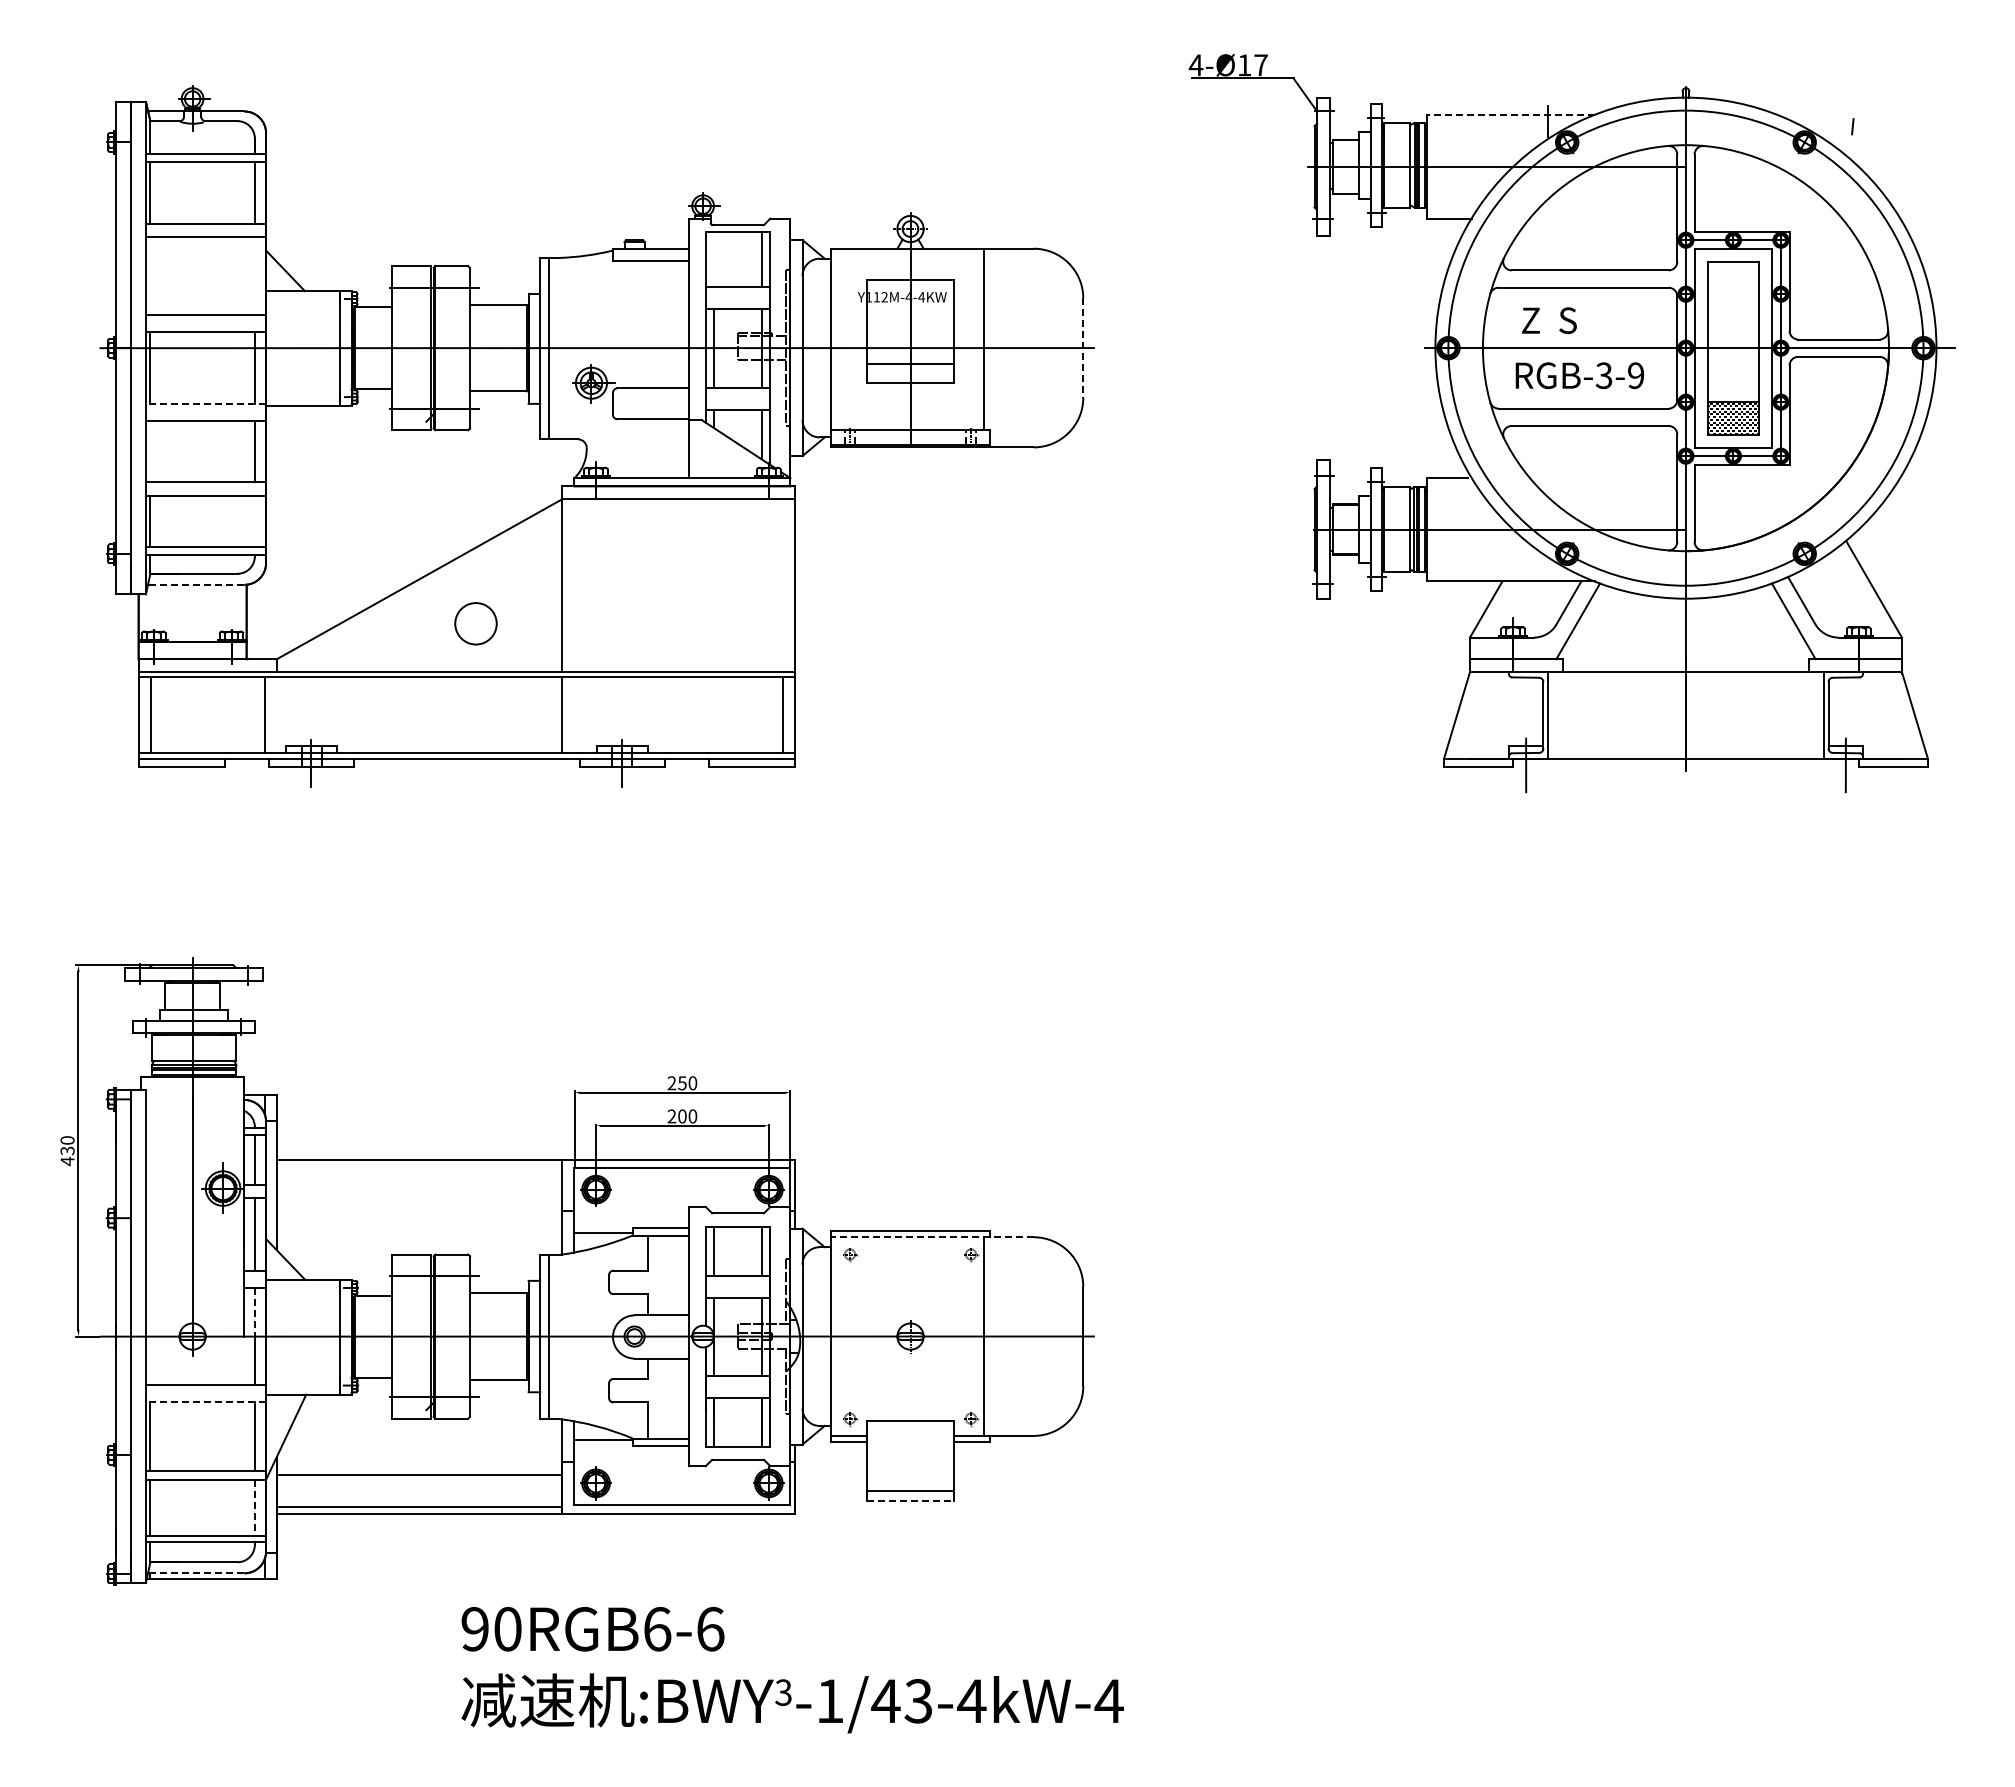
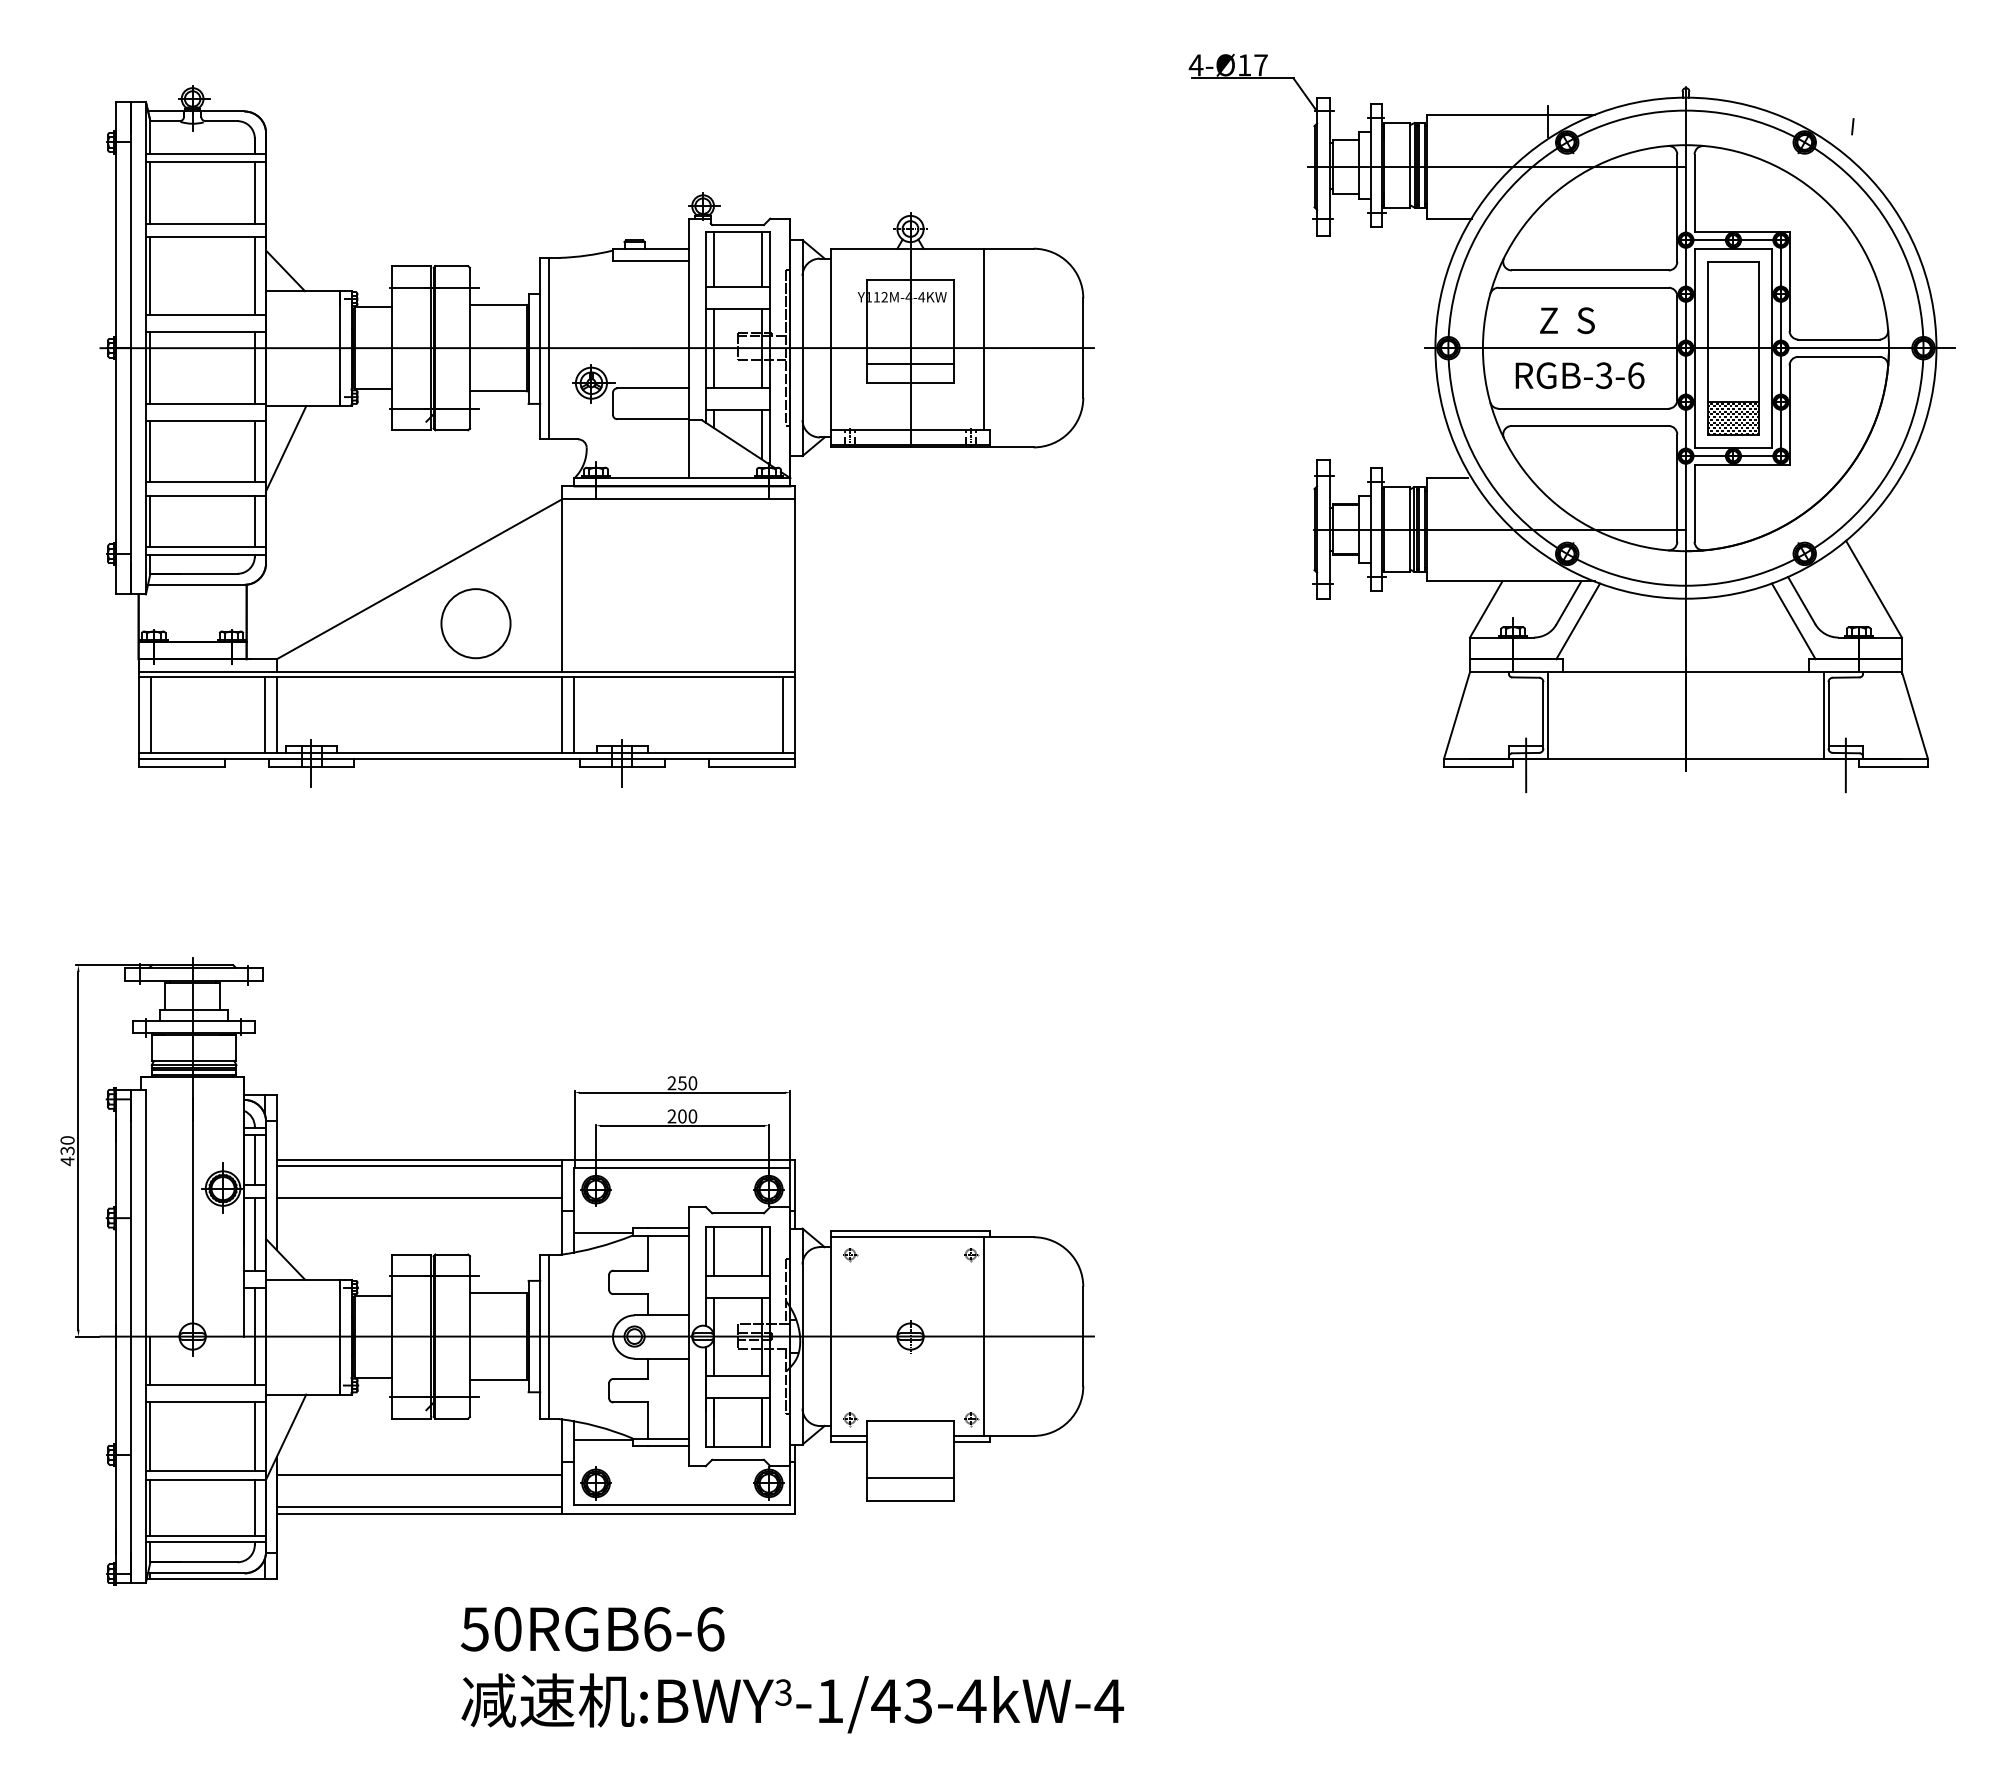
line: dashed -> solid (1510, 114)
line: none -> present (714, 259)
line: none -> present (150, 275)
line: none -> present (254, 275)
text position: (1549, 320) -> (1567, 320) (1567, 320)
line: dashed -> solid (1083, 348)
text: RGB-3-9 -> RGB-3-6 (1636, 375)
line: dashed -> solid (205, 404)
line: none -> present (286, 448)
line: none -> present (150, 451)
line: none -> present (254, 521)
line: dashed -> solid (195, 584)
circle size: 44x44 px -> 72x72 px (475, 623)
line: none -> present (277, 715)
line: none -> present (574, 715)
line: none -> present (418, 1166)
line: none -> present (418, 1198)
line: dashed -> solid (932, 1237)
line: dashed -> solid (254, 1312)
line: none -> present (150, 1360)
line: dashed -> solid (205, 1402)
line position: (910, 1491) -> (910, 1478) (910, 1478)
line: dashed -> solid (911, 1500)
line: dashed -> solid (254, 1508)
line: dashed -> solid (195, 1573)
text: 90RGB6-6 -> 50RGB6-6 (474, 1629)
